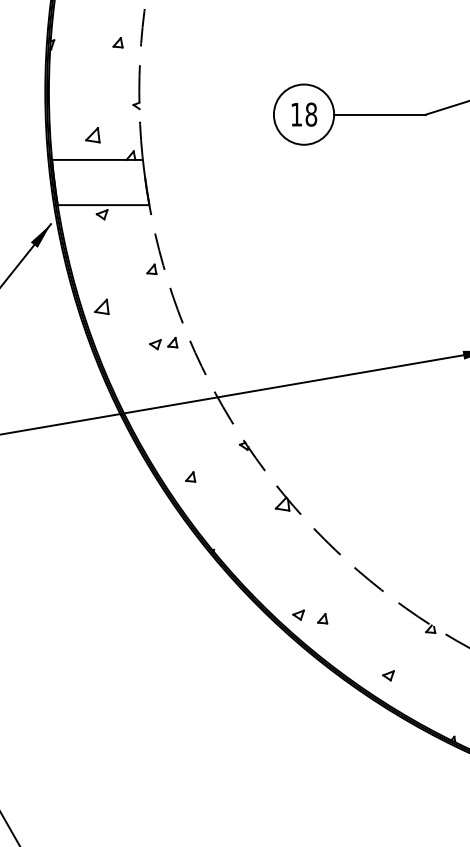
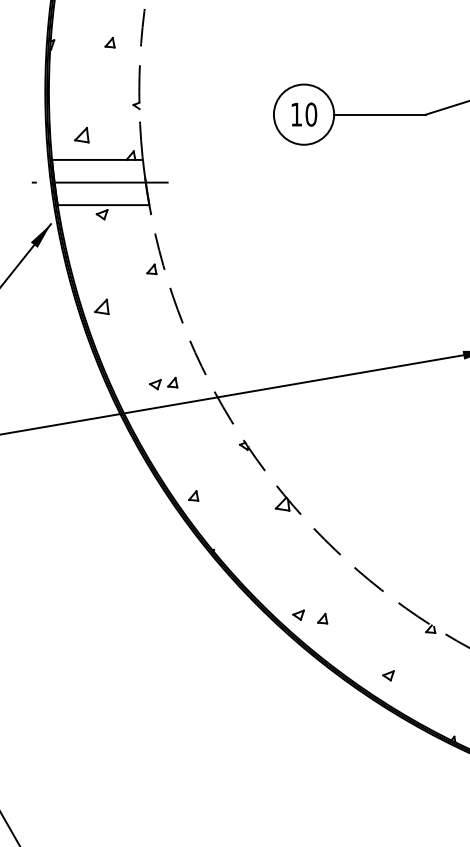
part position: (117, 42) -> (109, 42) (109, 42)
text: 18 -> 10 (311, 114)
part position: (92, 135) -> (81, 135) (81, 135)
line: none -> present (99, 182)
part position: (163, 343) -> (163, 383) (163, 383)
part position: (190, 476) -> (193, 495) (193, 495)
